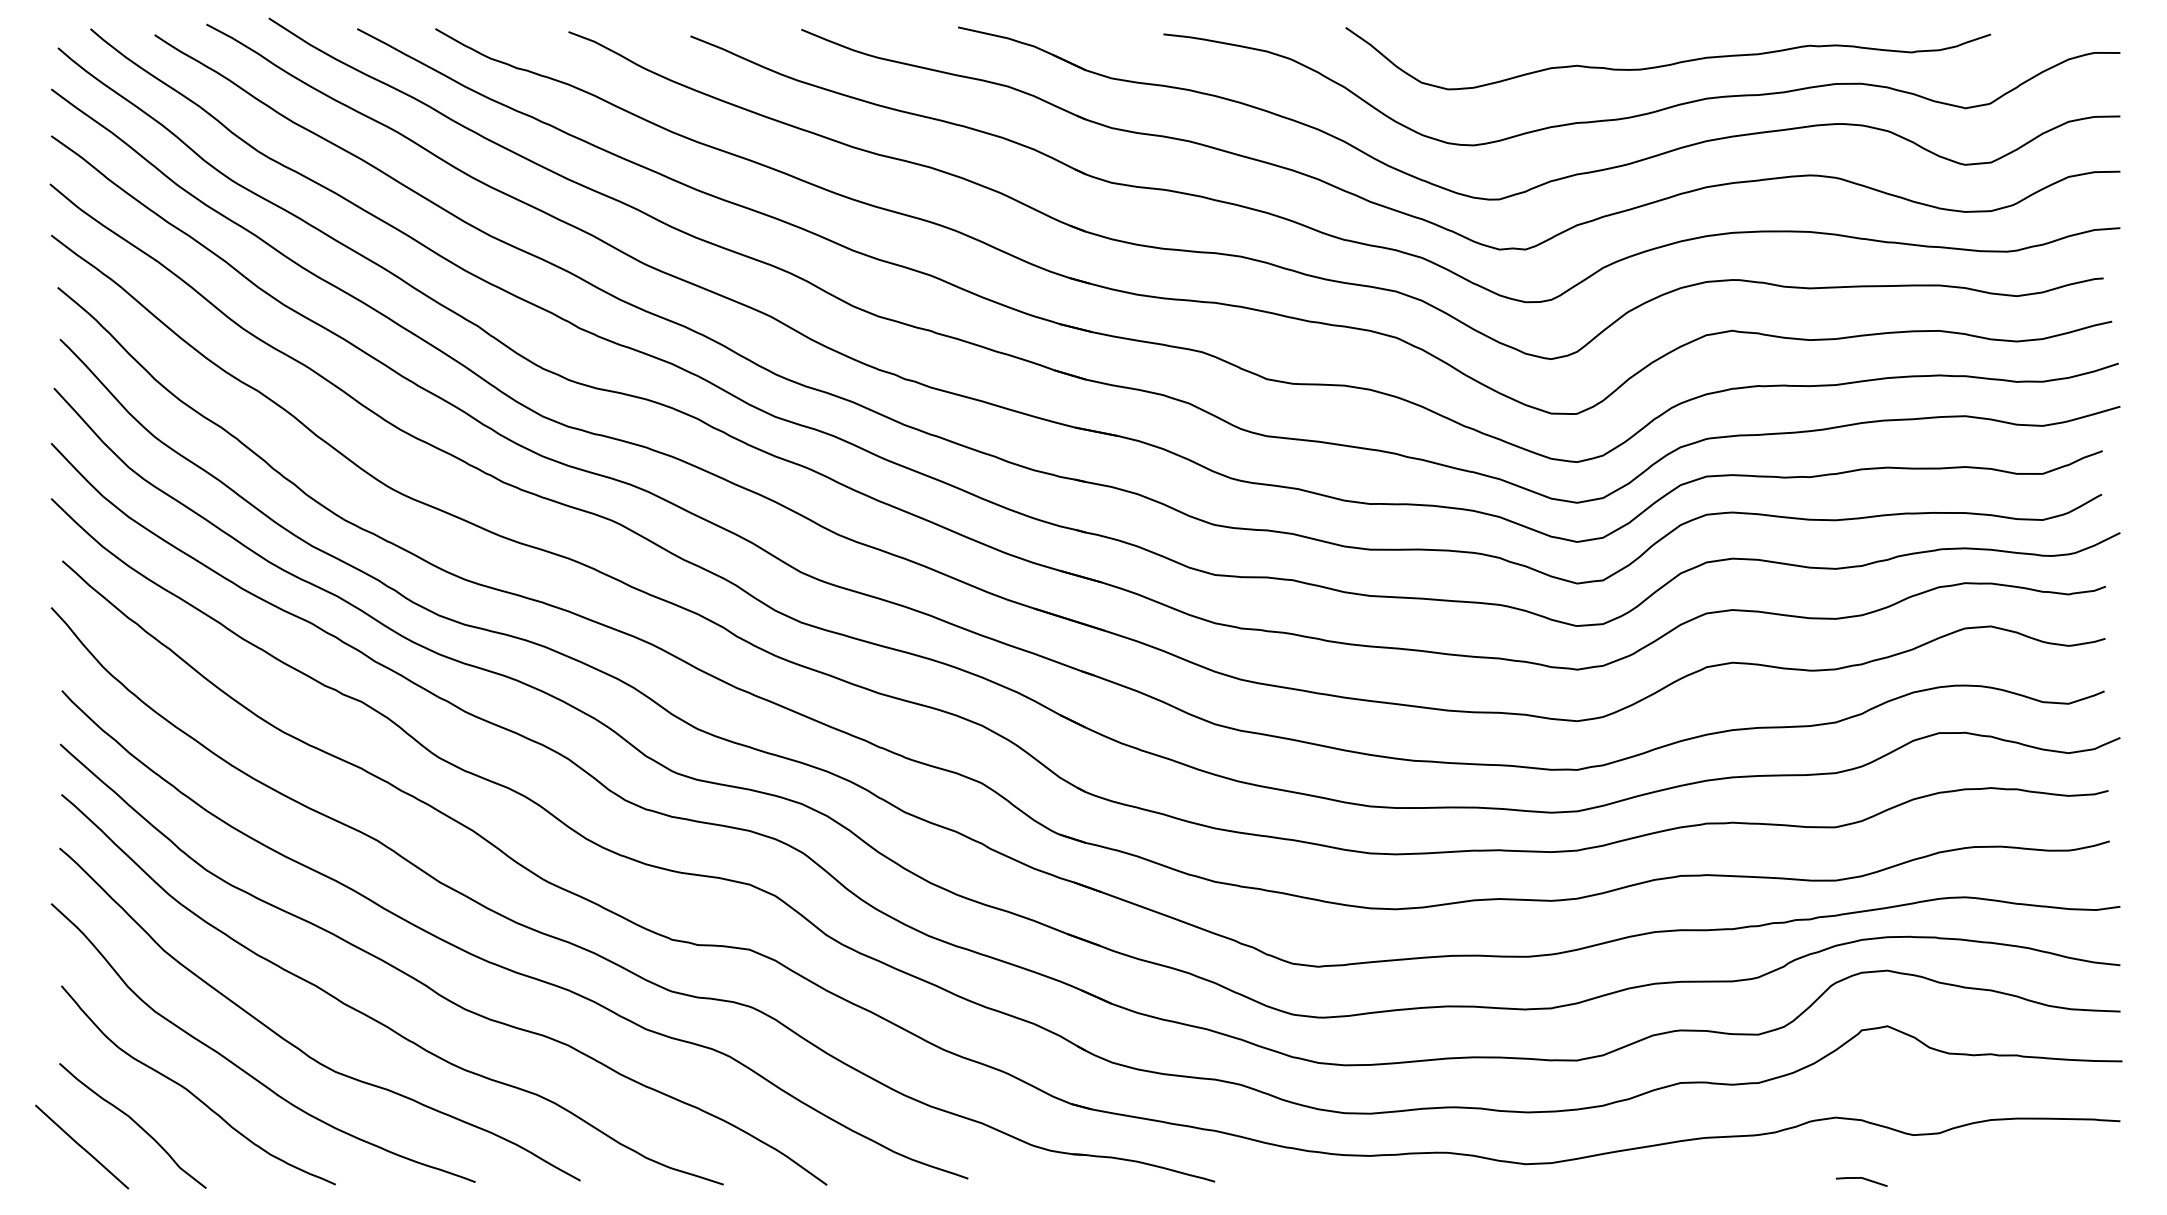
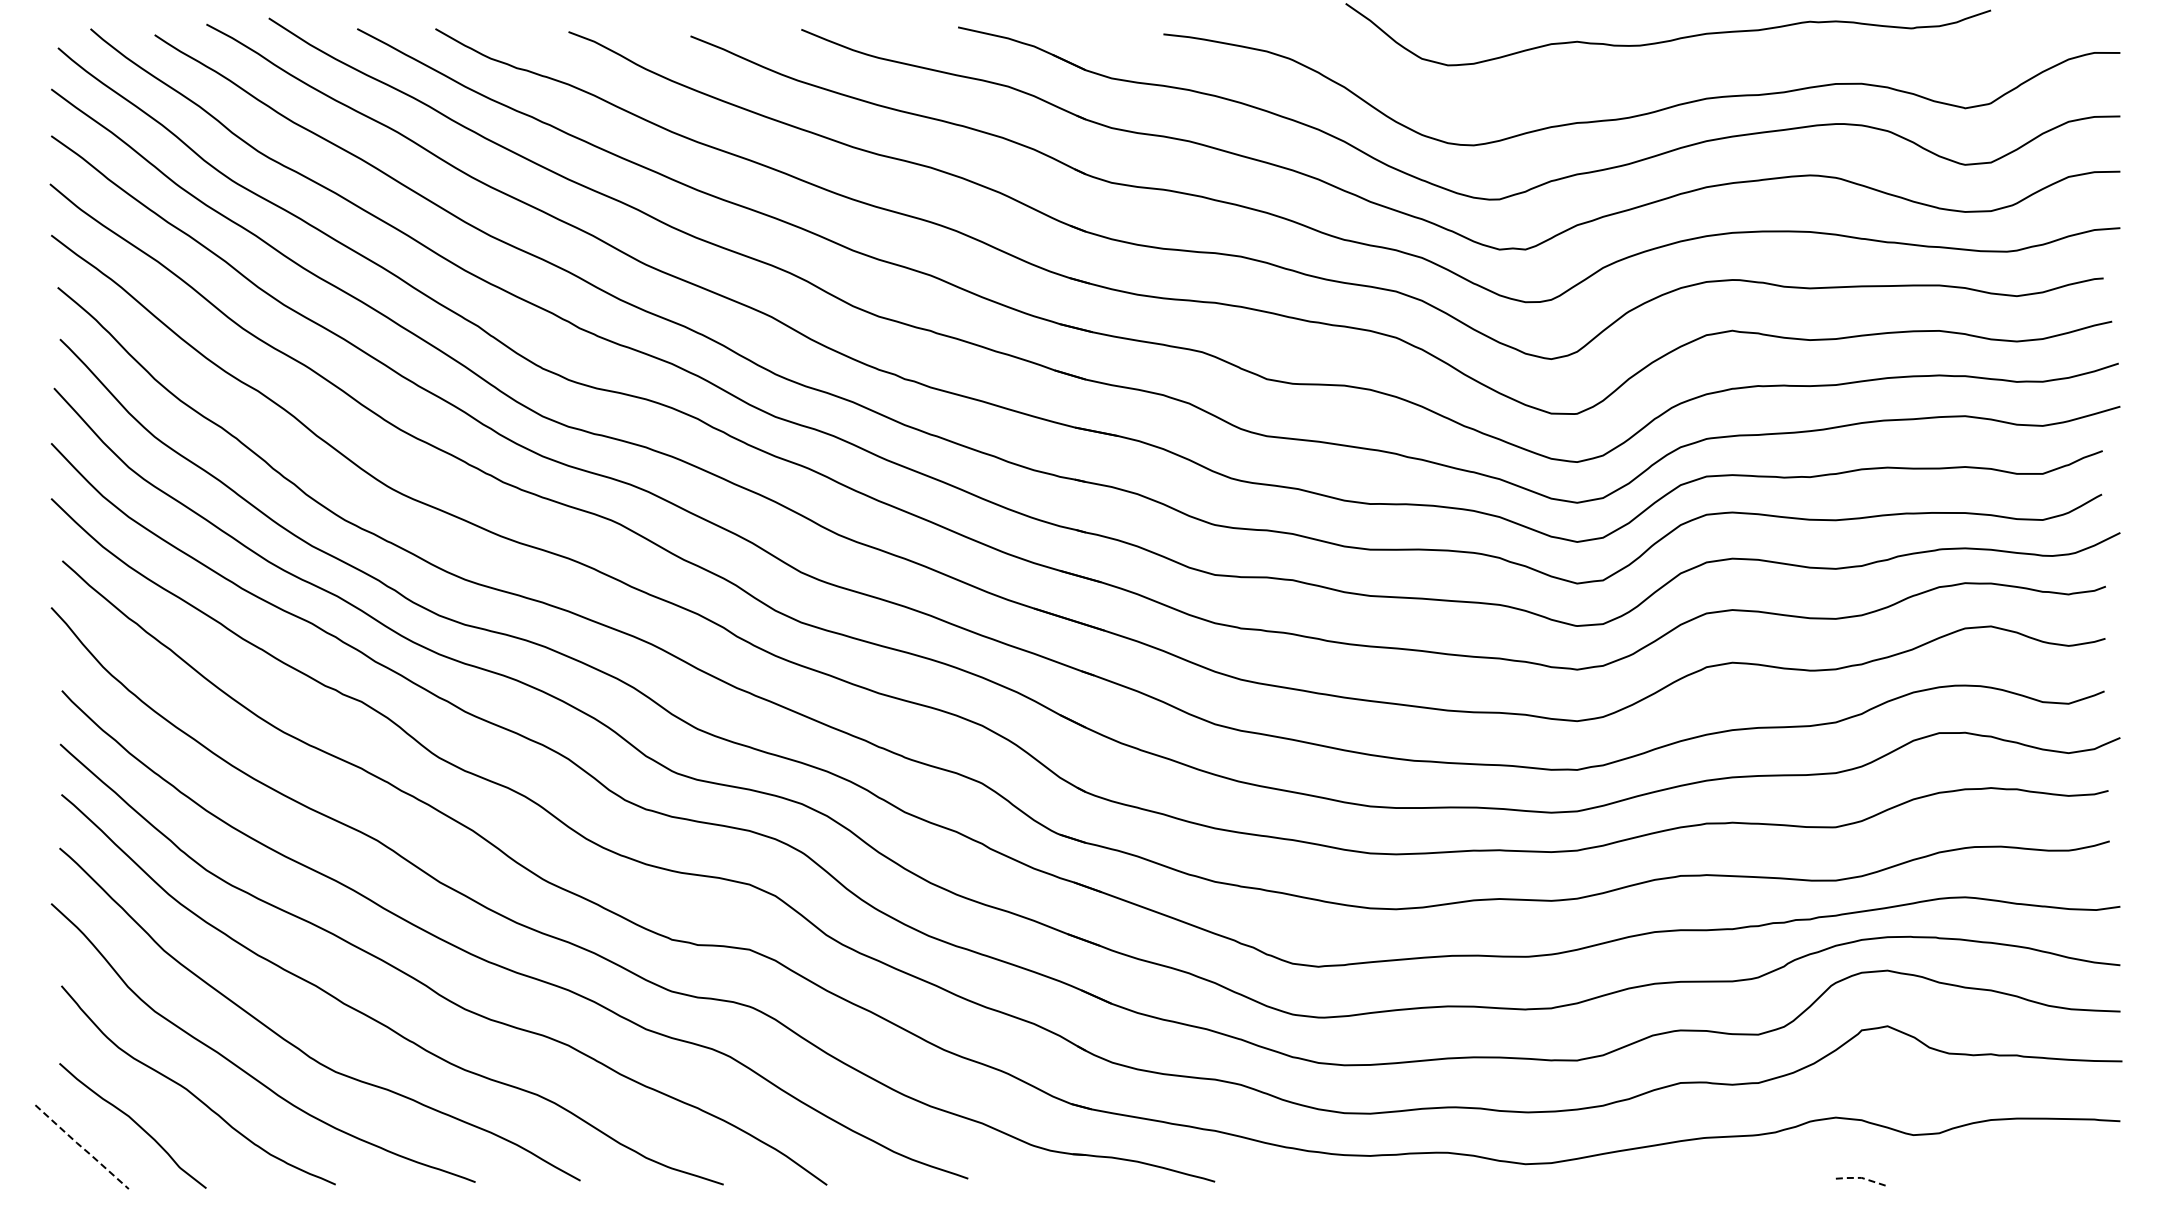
curve position: (1670, 63) -> (1670, 39) (1670, 39)
line: solid -> dashed (82, 1147)
line: solid -> dashed (1861, 1177)
